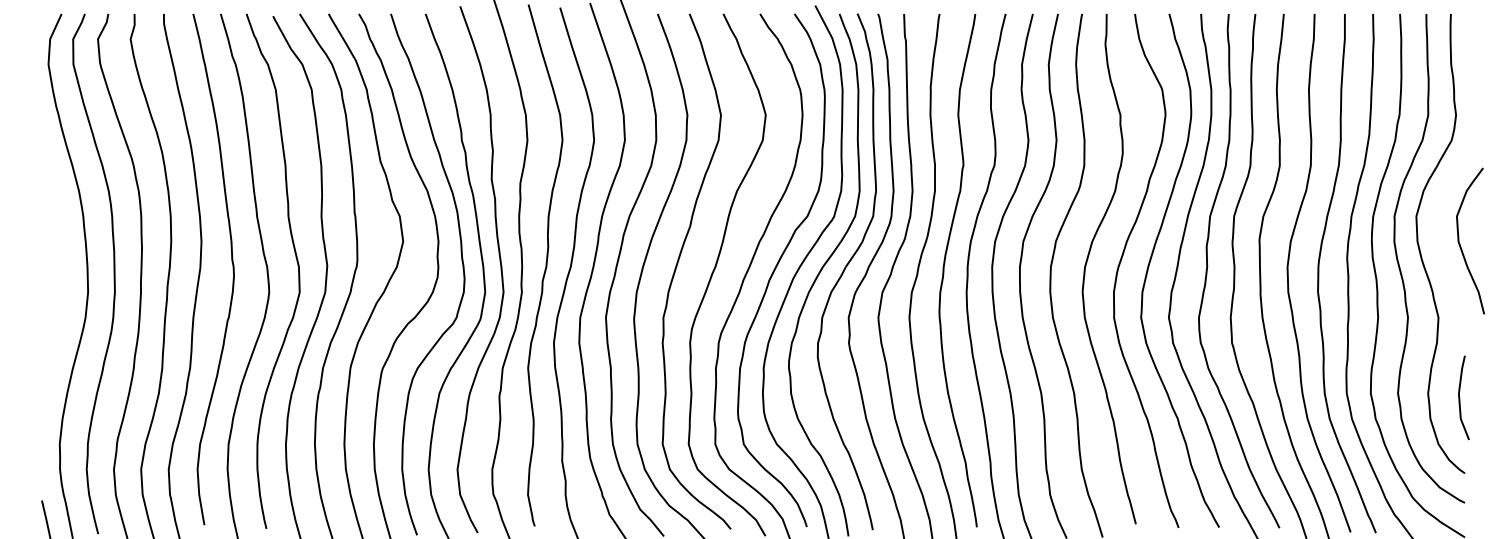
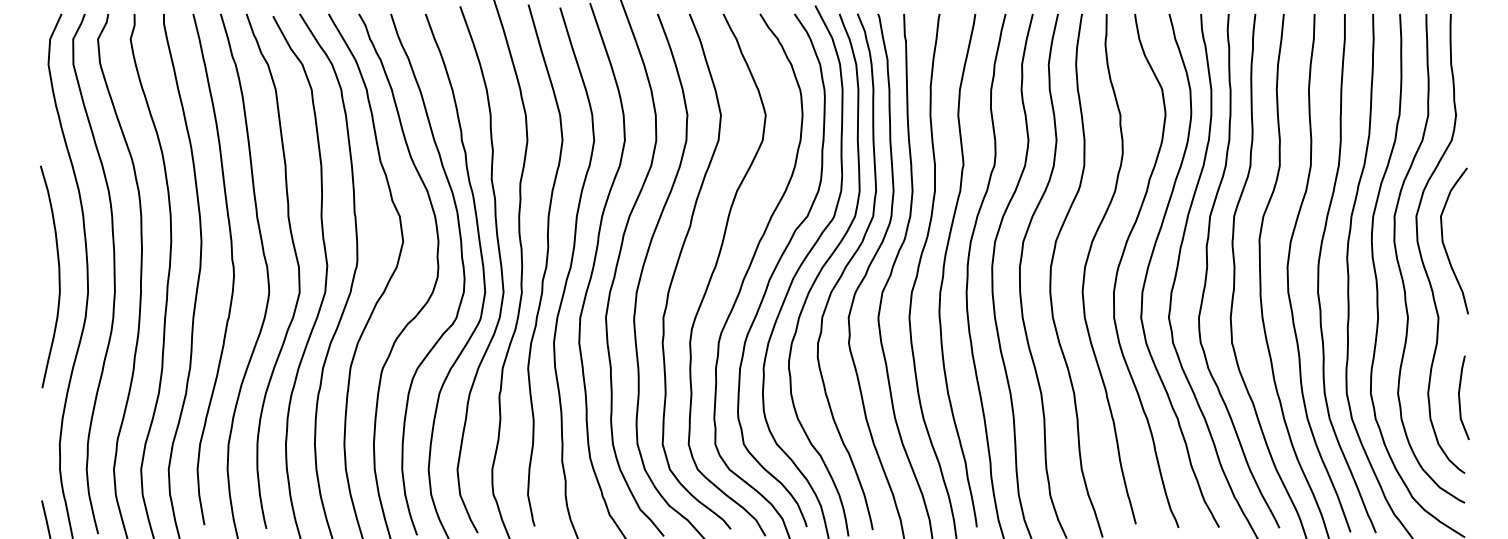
curve position: (1460, 243) -> (1444, 243) (1444, 243)
curve: none -> present (58, 276)
